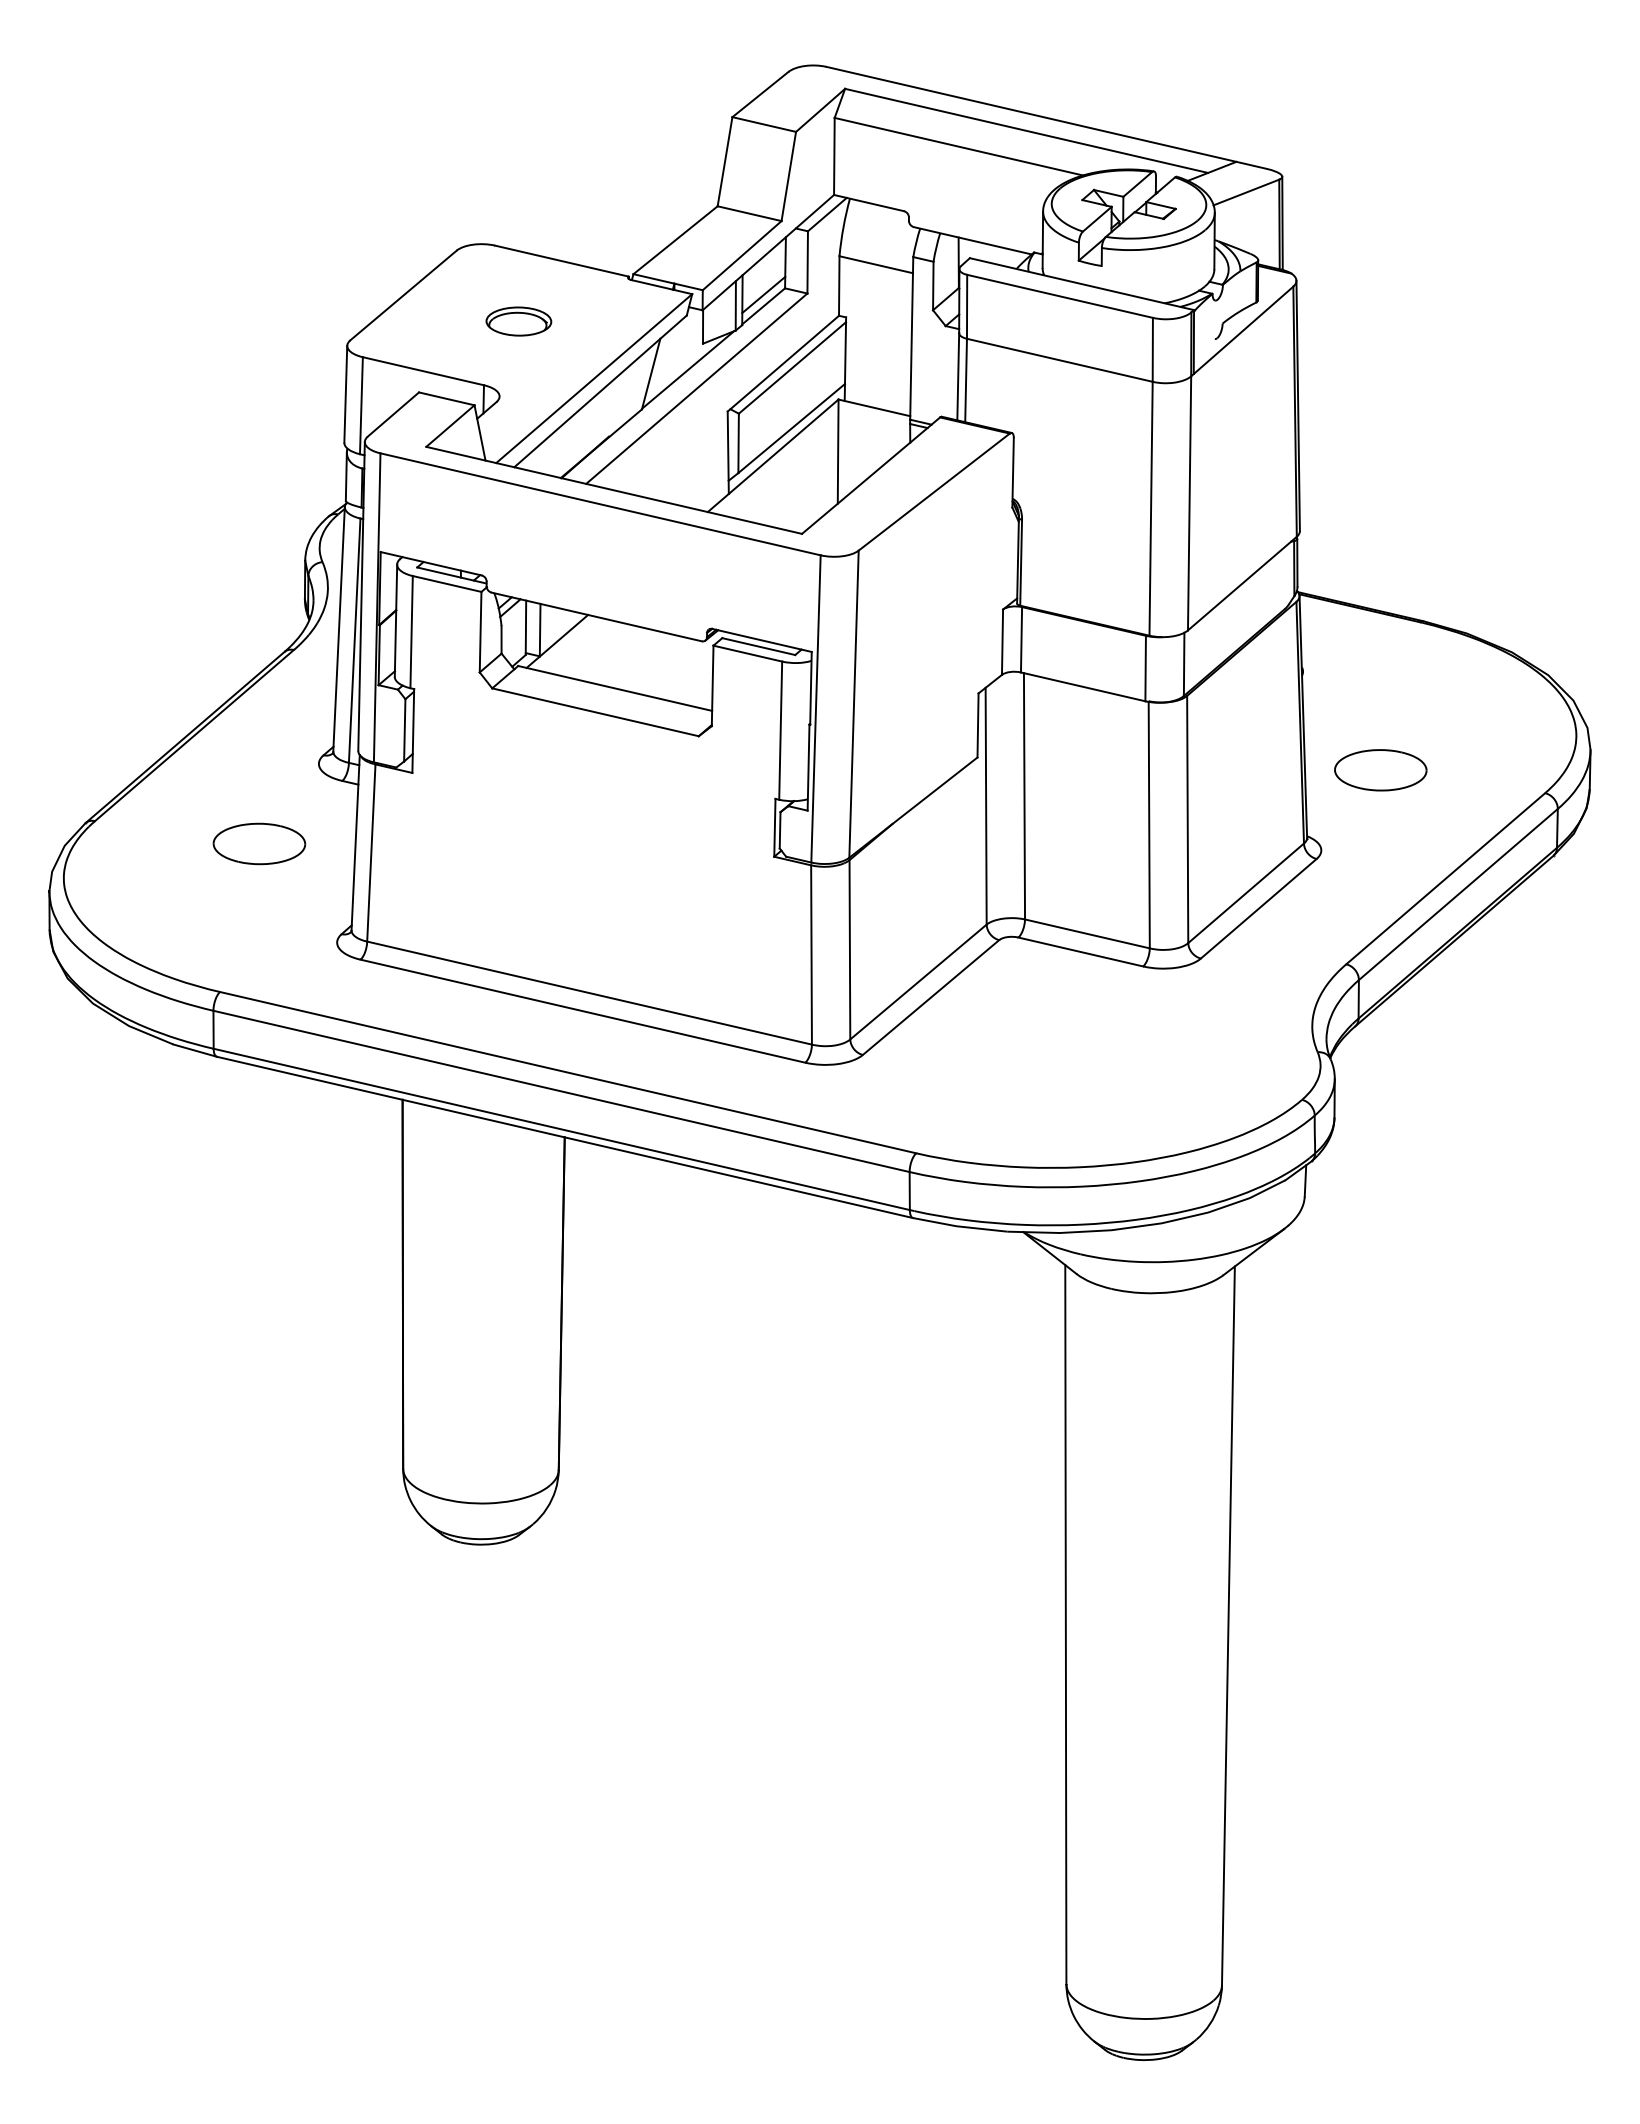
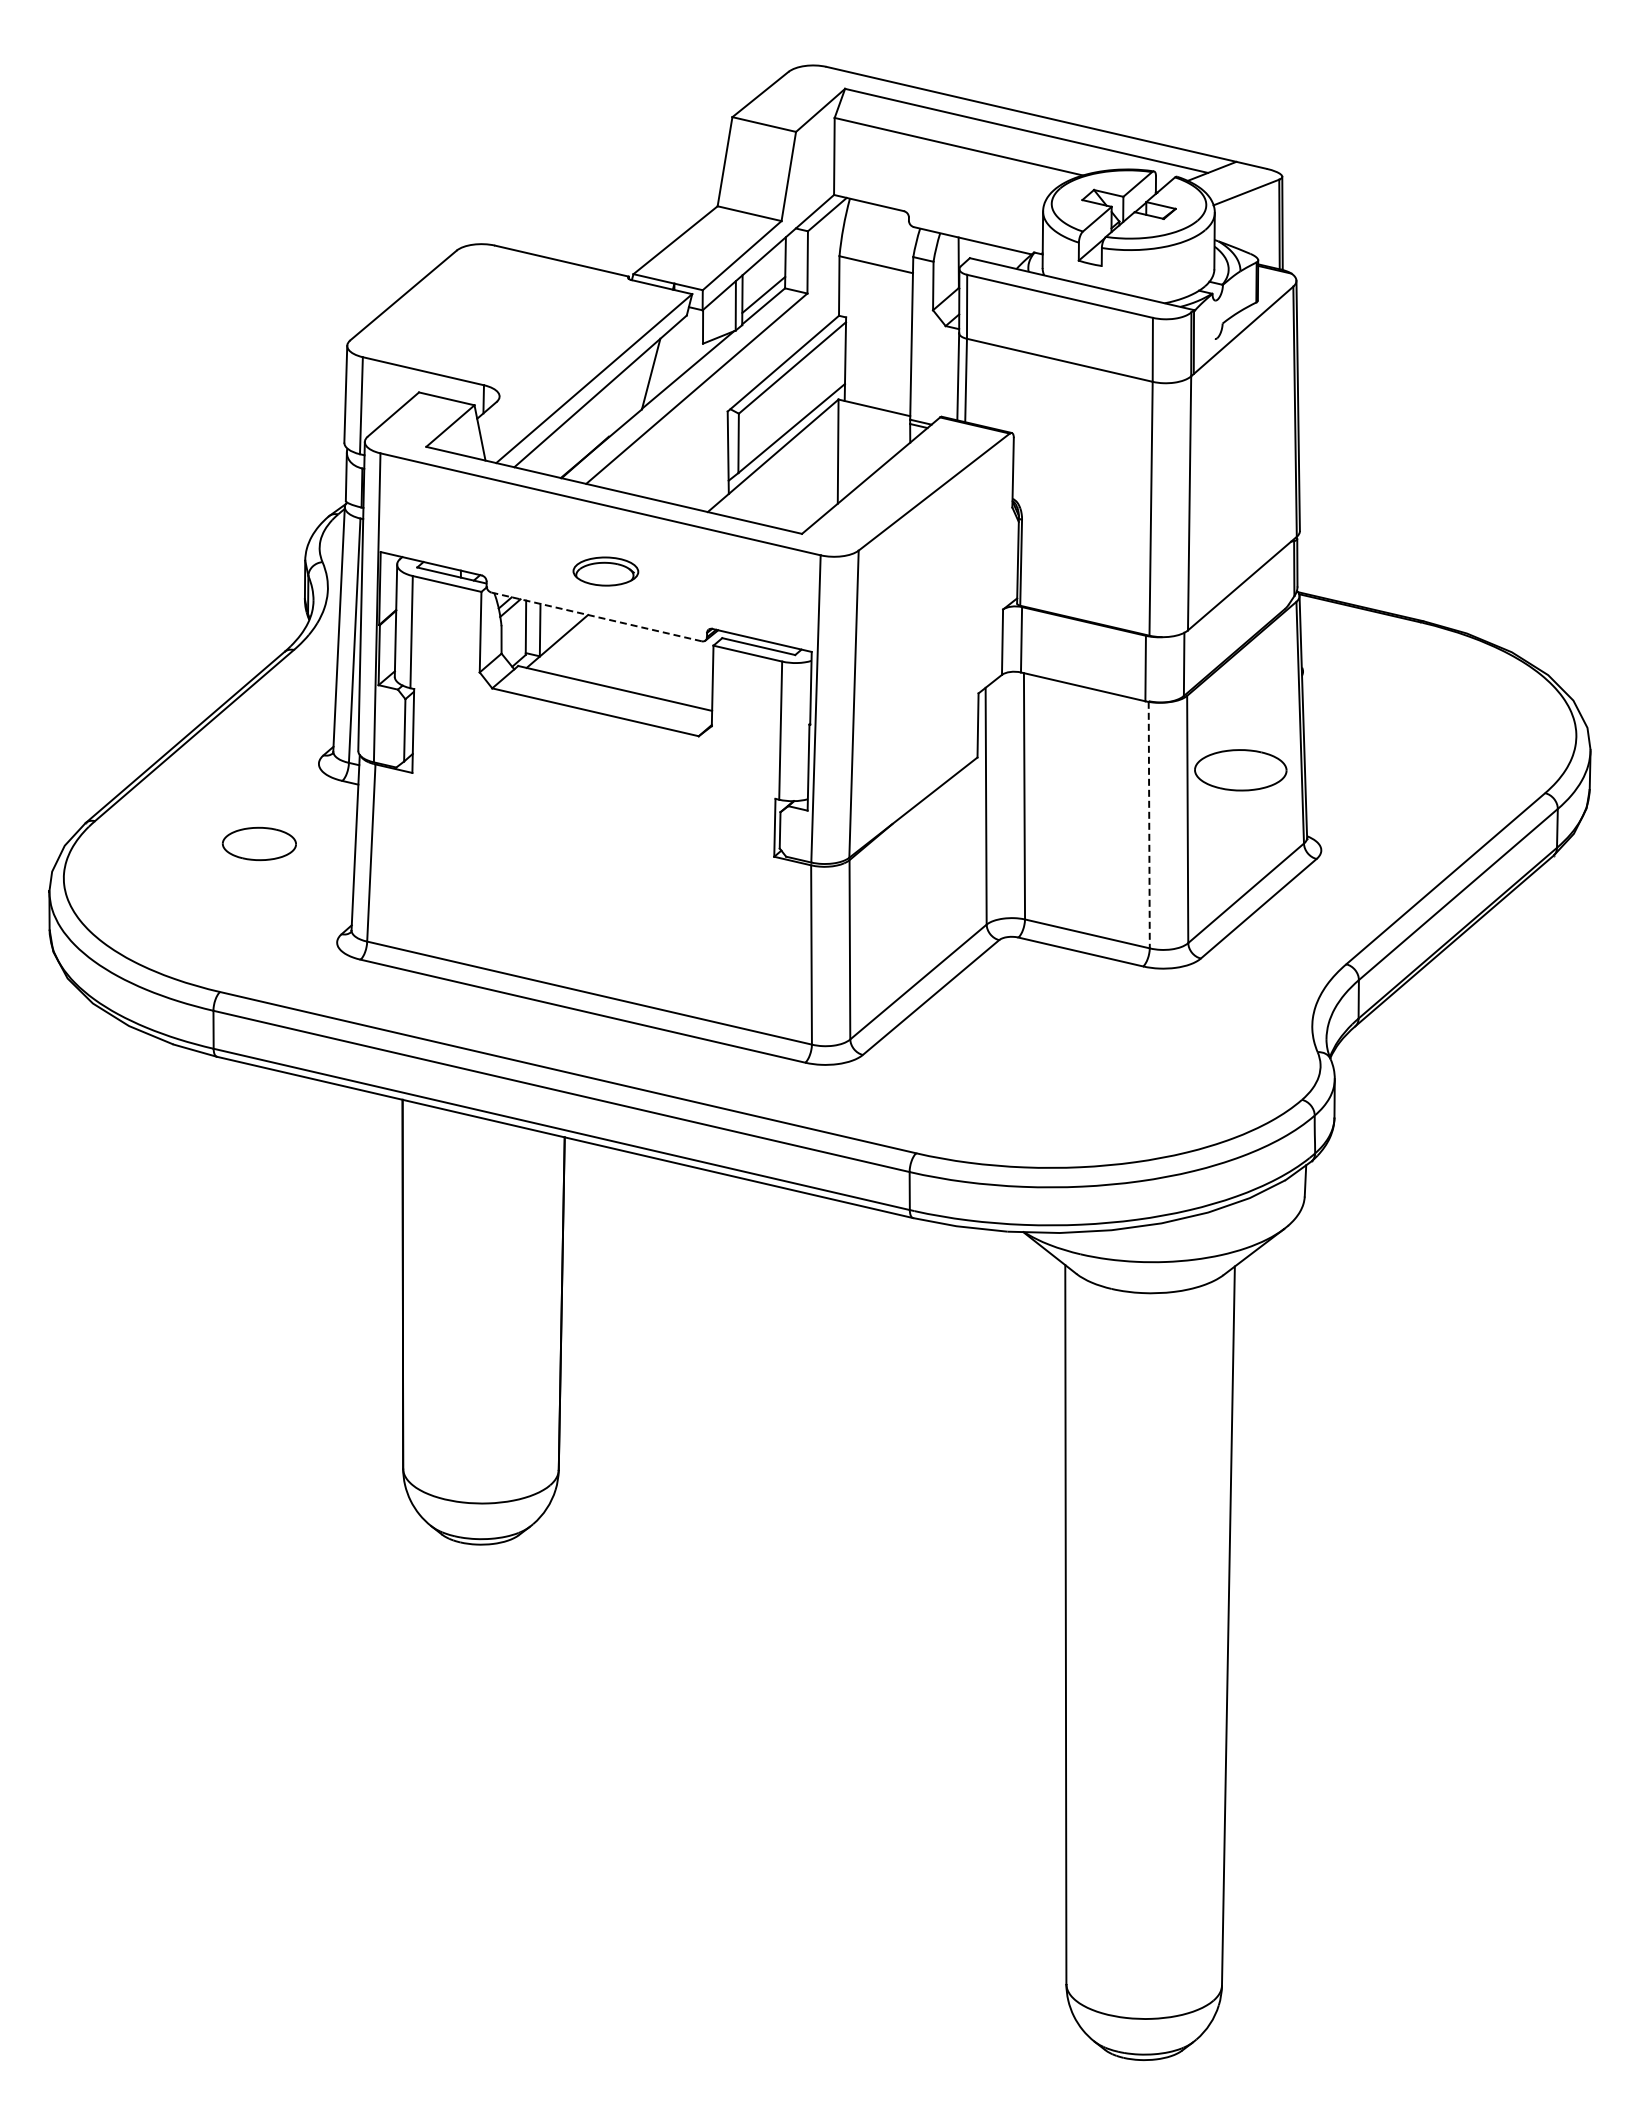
part position: (518, 321) -> (605, 571) (605, 571)
line: solid -> dashed (596, 616)
part position: (1380, 770) -> (1240, 770) (1240, 770)
line: solid -> dashed (1149, 825)
part size: 95x44 px -> 75x36 px (259, 843)
